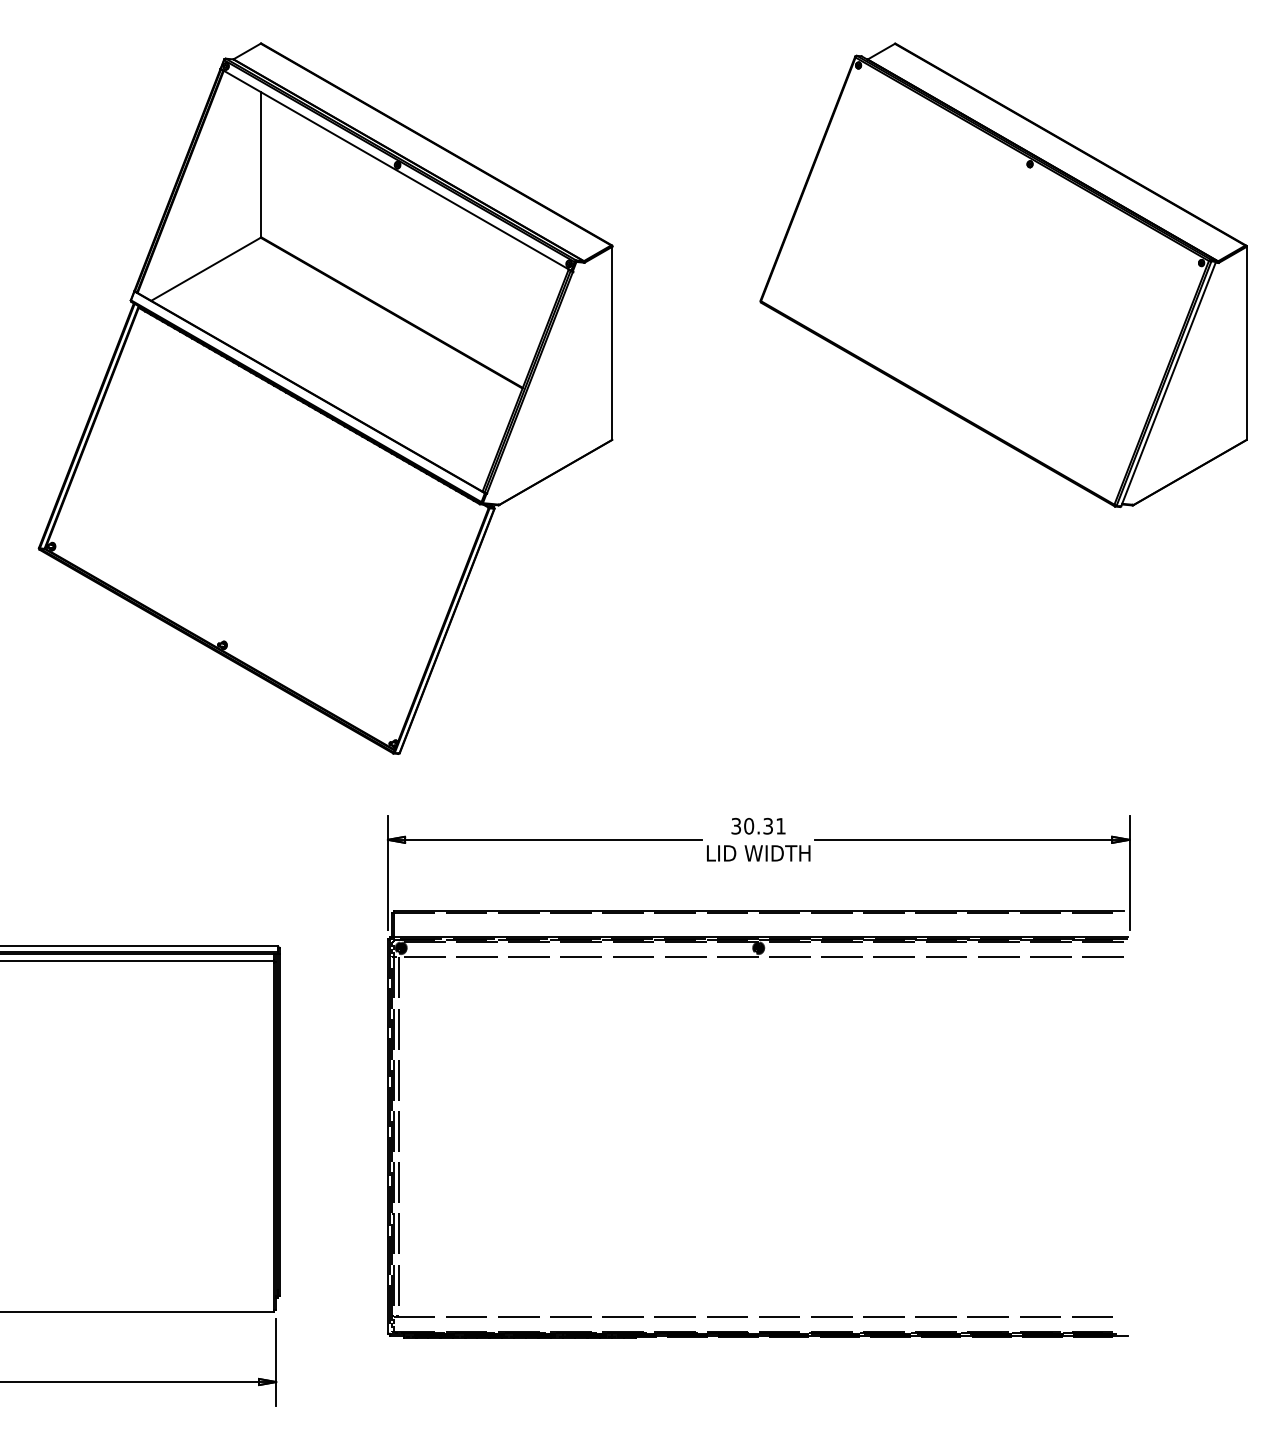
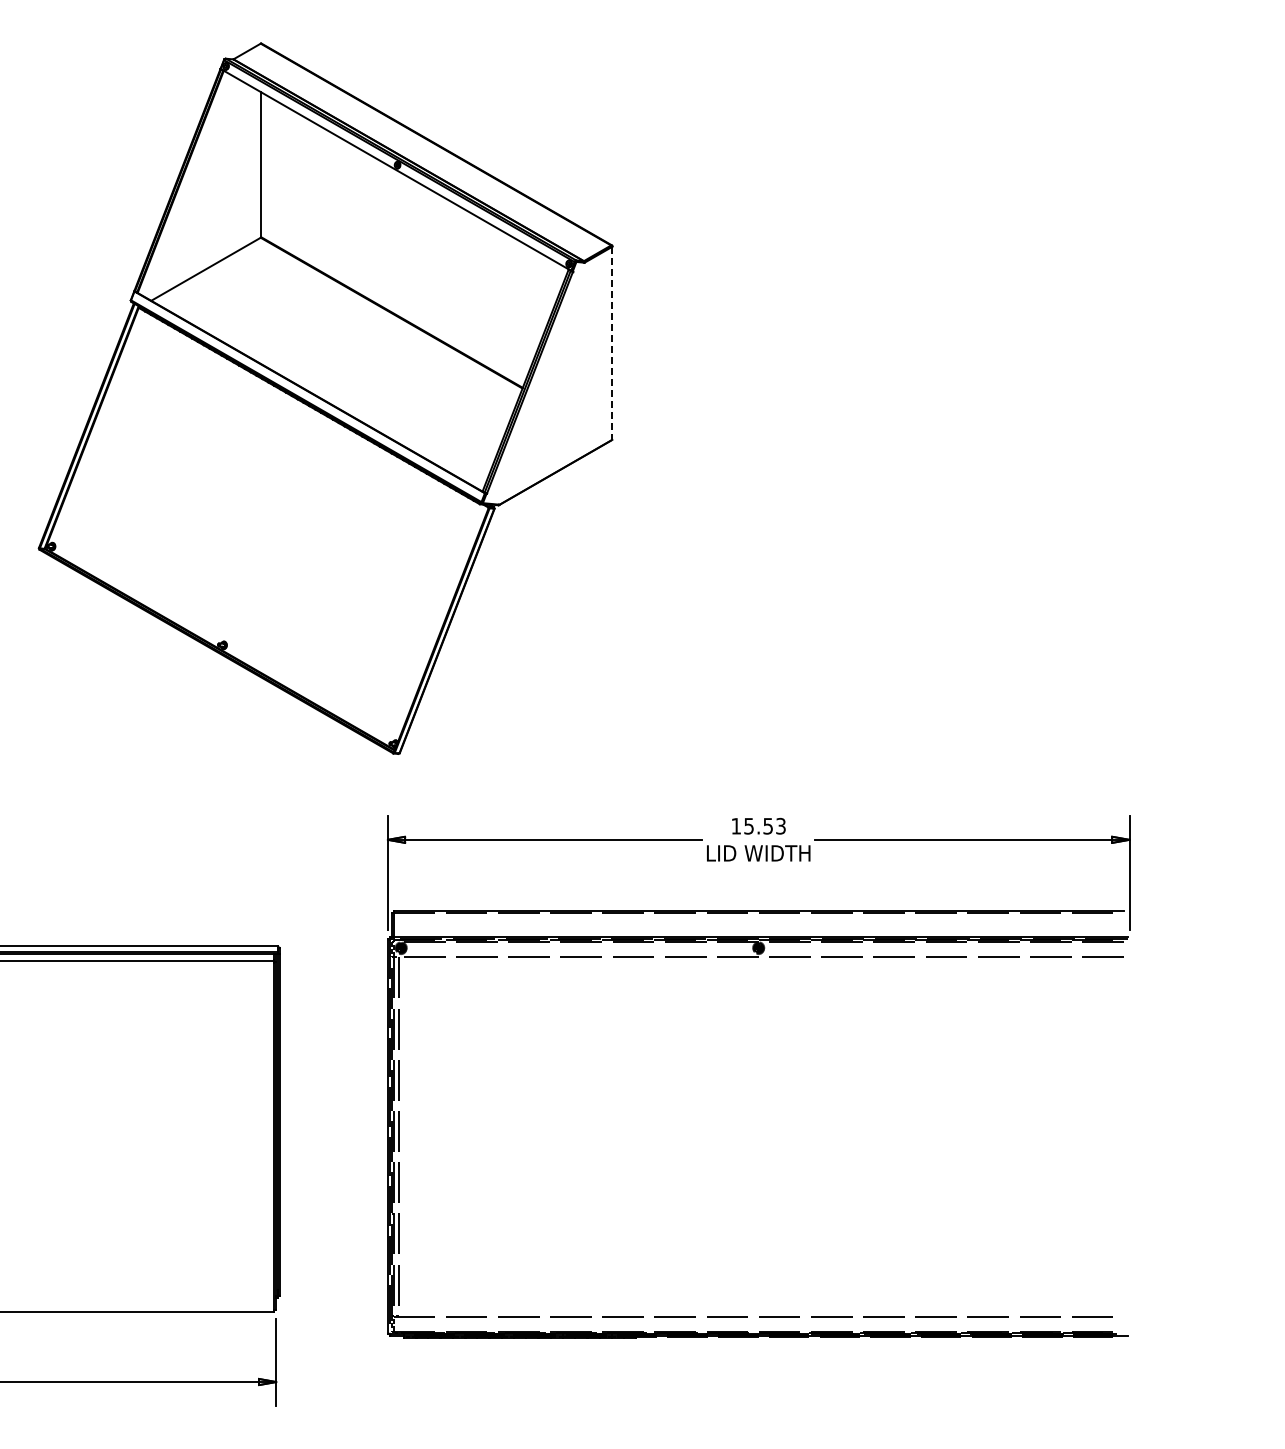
part: present -> none (1003, 274)
line: solid -> dashed (612, 343)
text: 30.31 -> 15.53 (758, 825)
